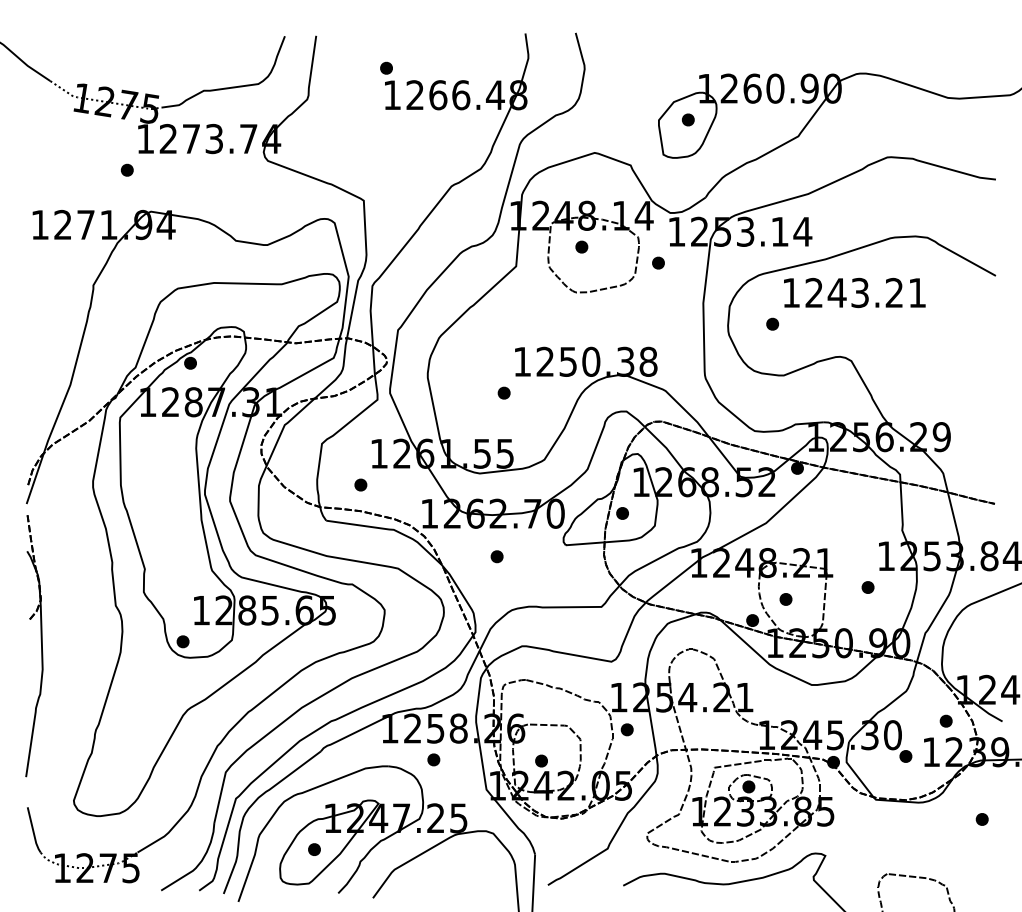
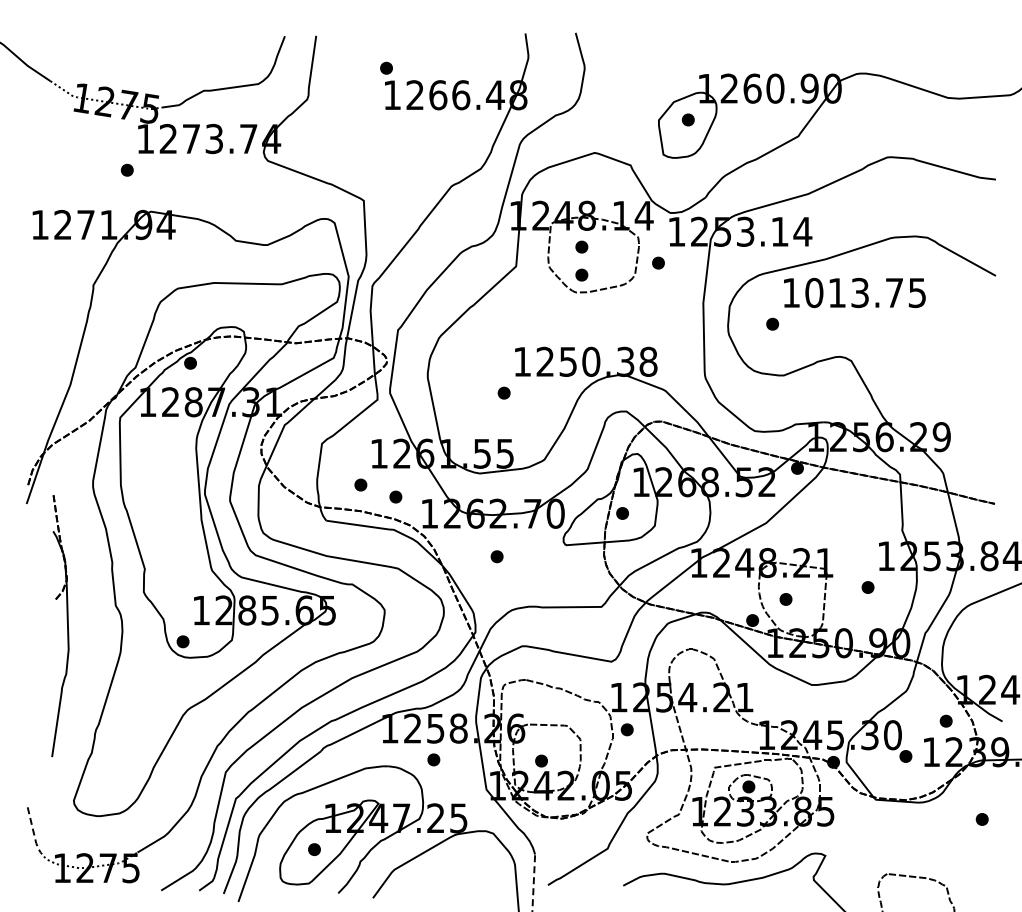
part: none -> present (581, 274)
text: 1243.21 -> 1013.75 (865, 292)
part: none -> present (395, 496)
part position: (41, 646) -> (67, 626) (67, 626)
line: solid -> dashed (33, 831)
line: solid -> dashed (533, 882)
